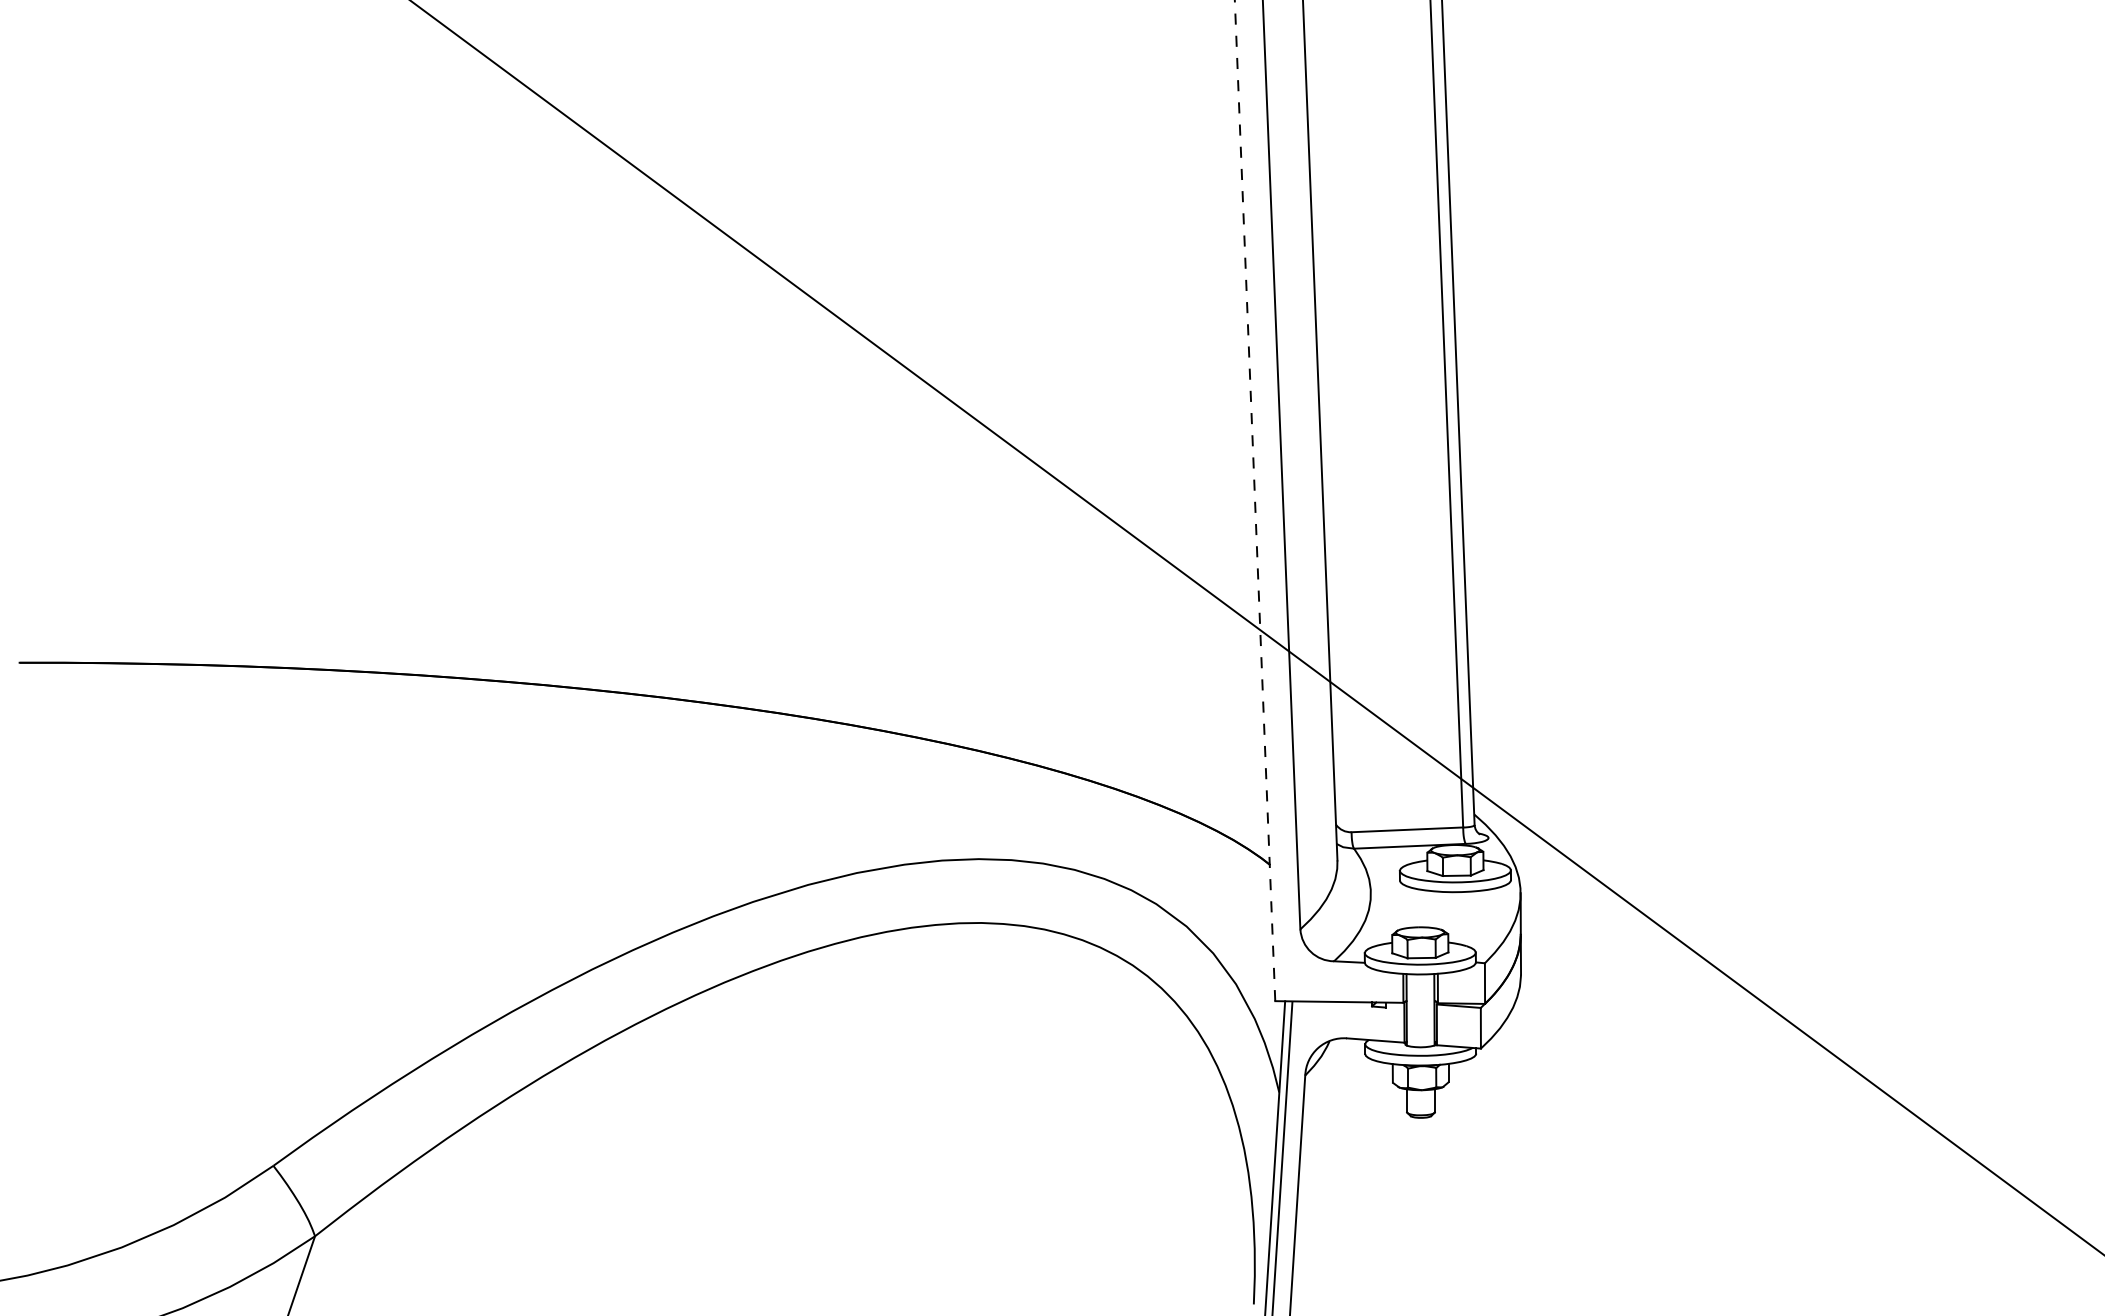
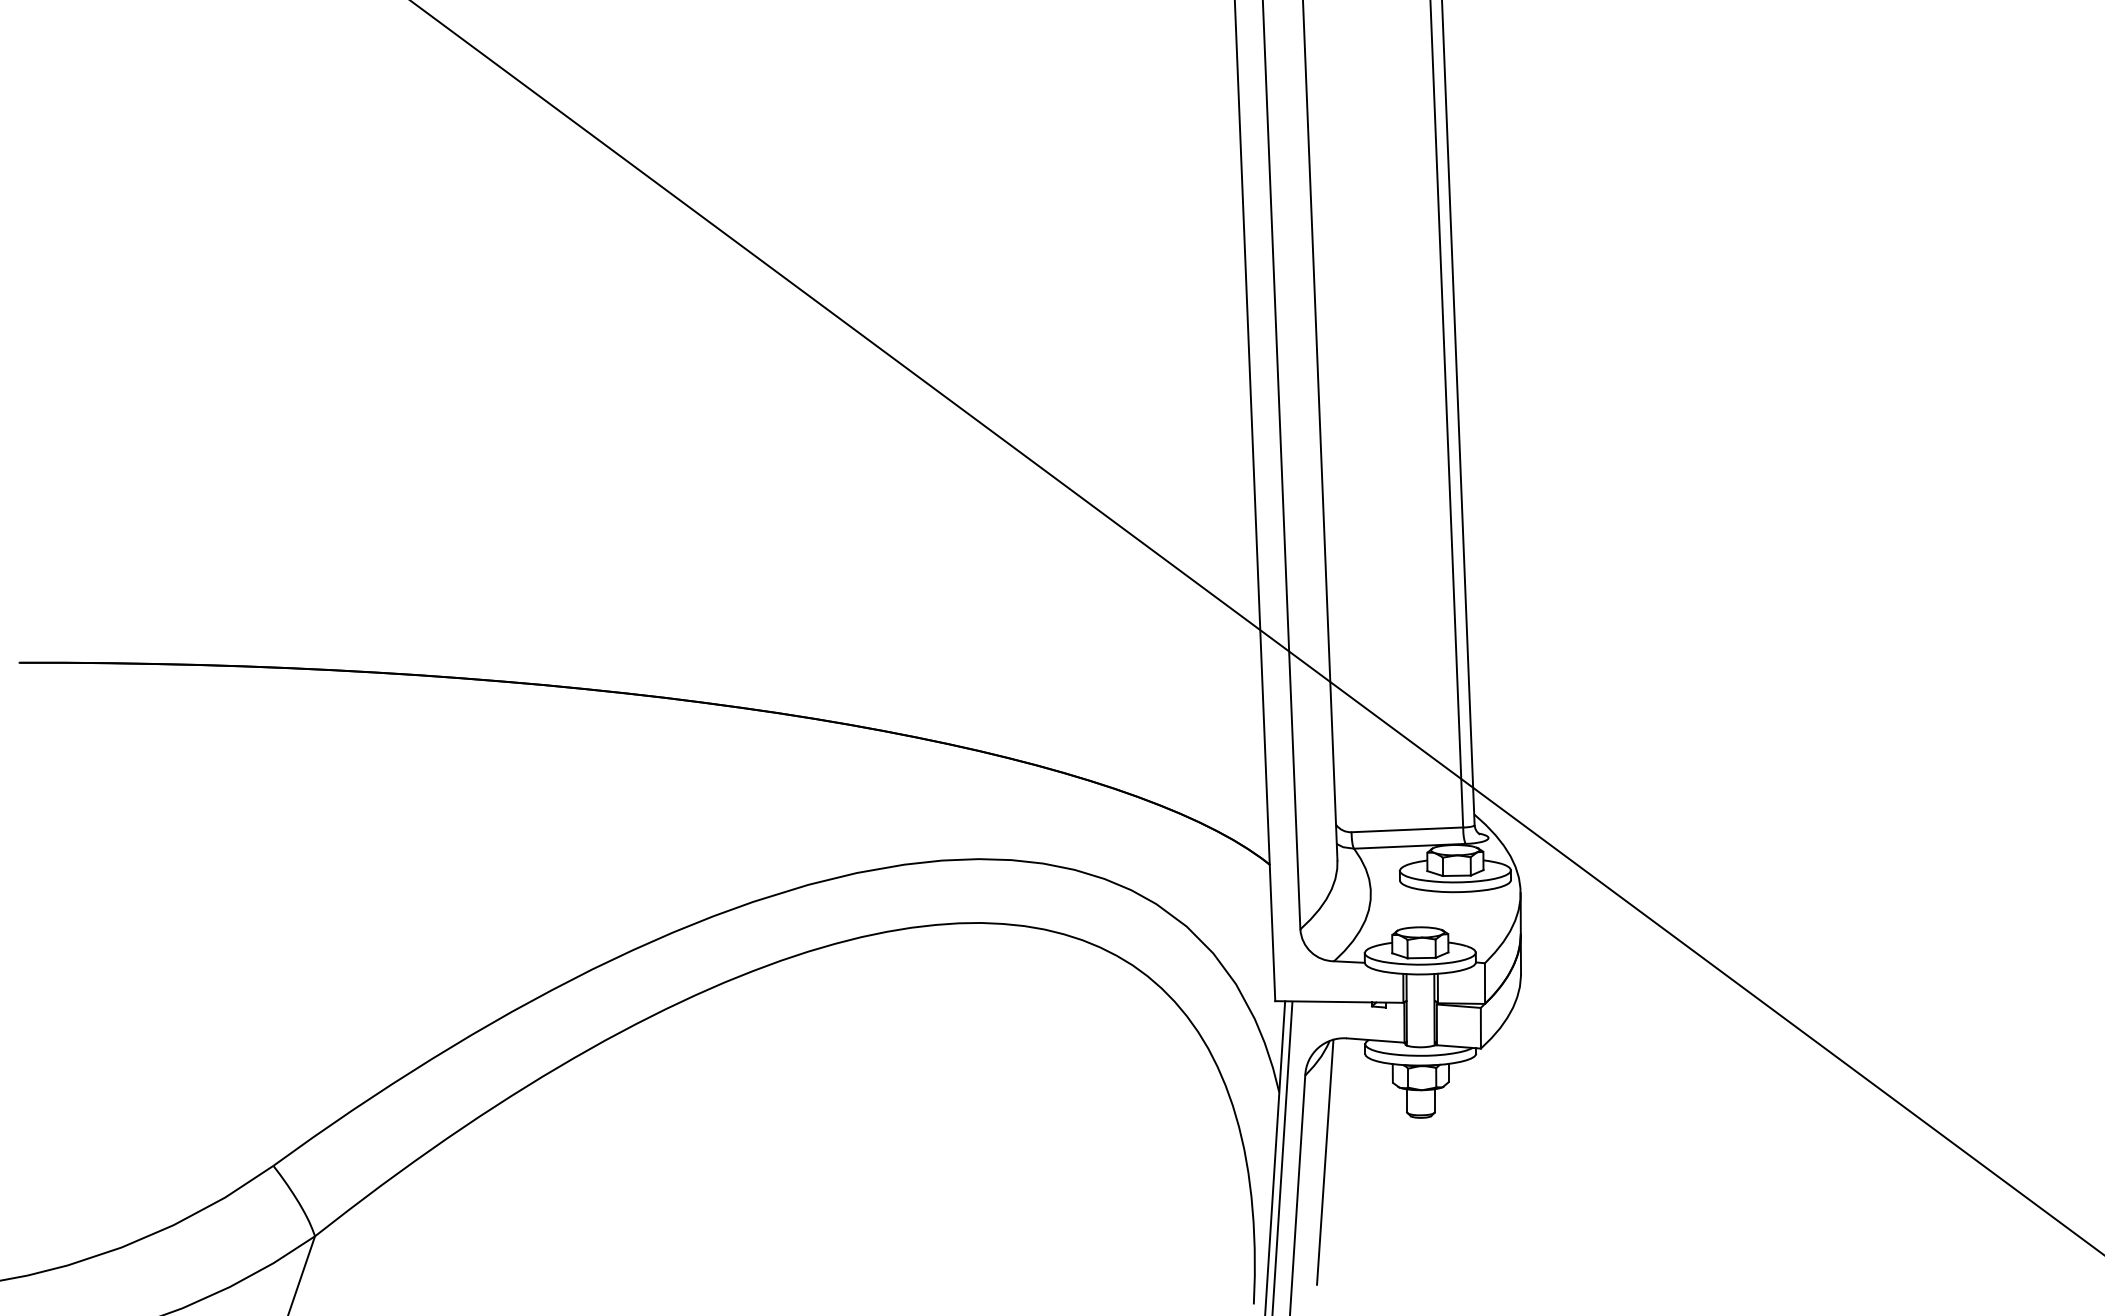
line: dashed -> solid (1255, 500)
line: none -> present (1325, 1161)
